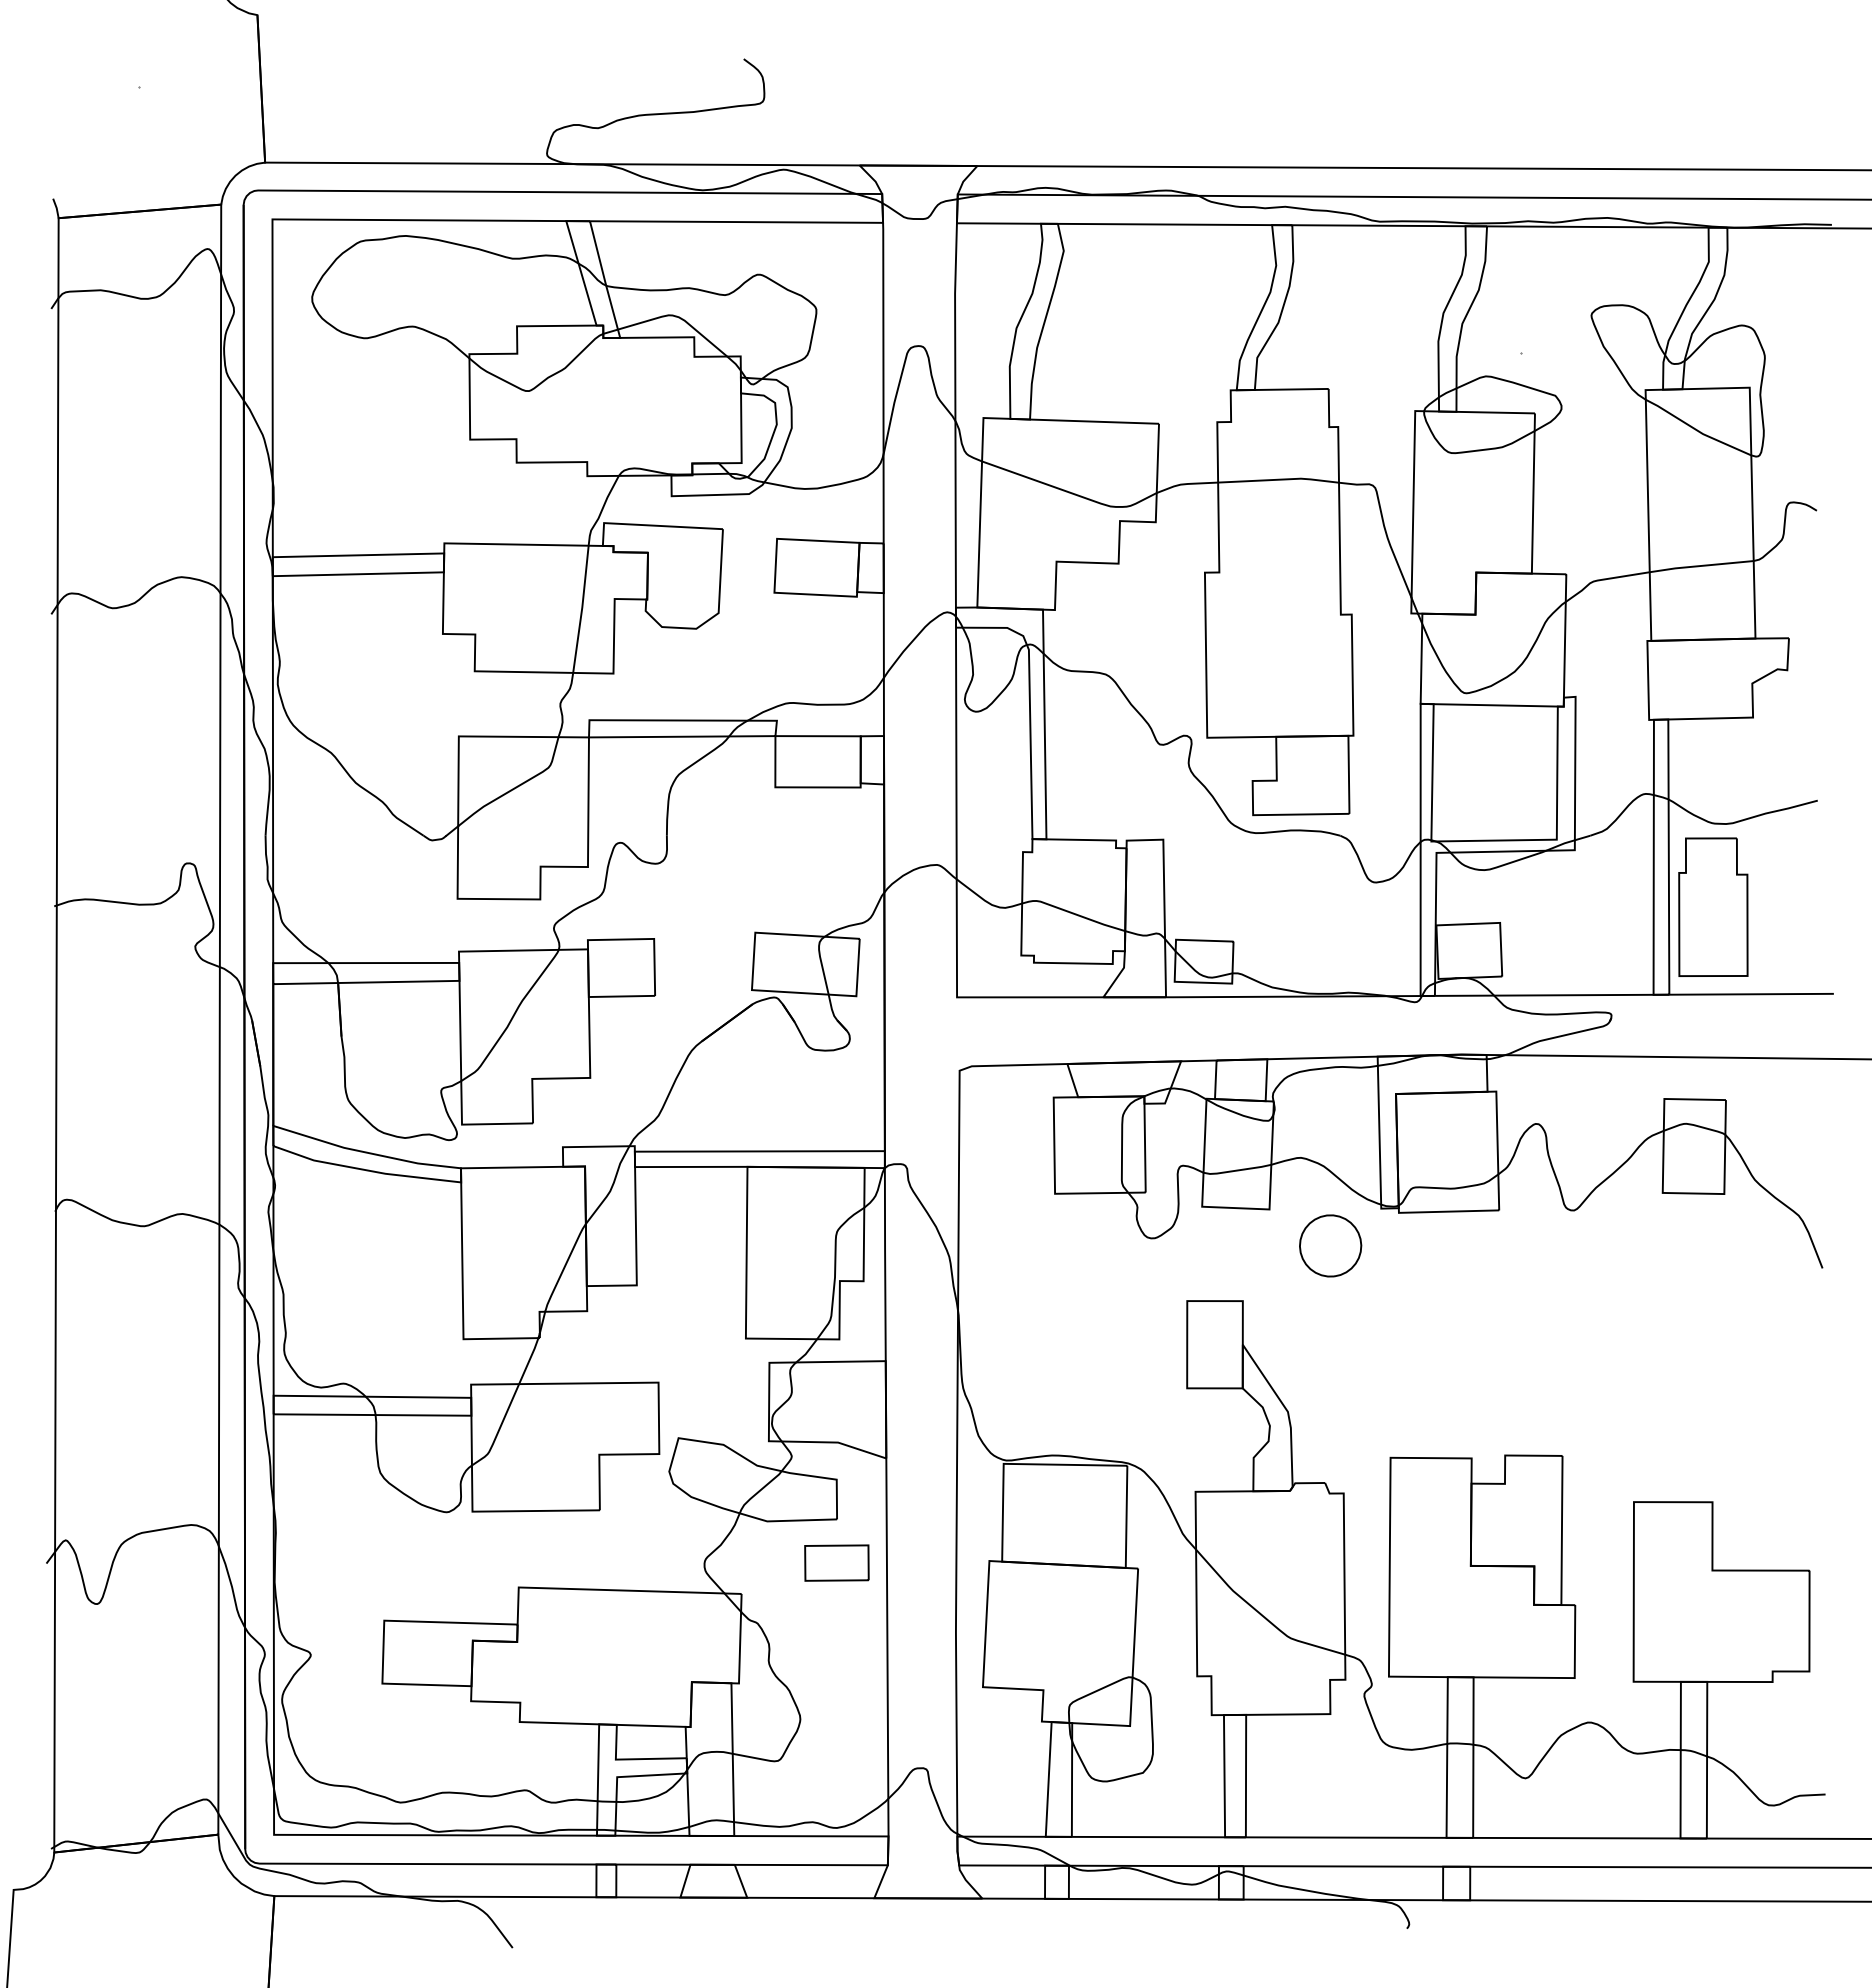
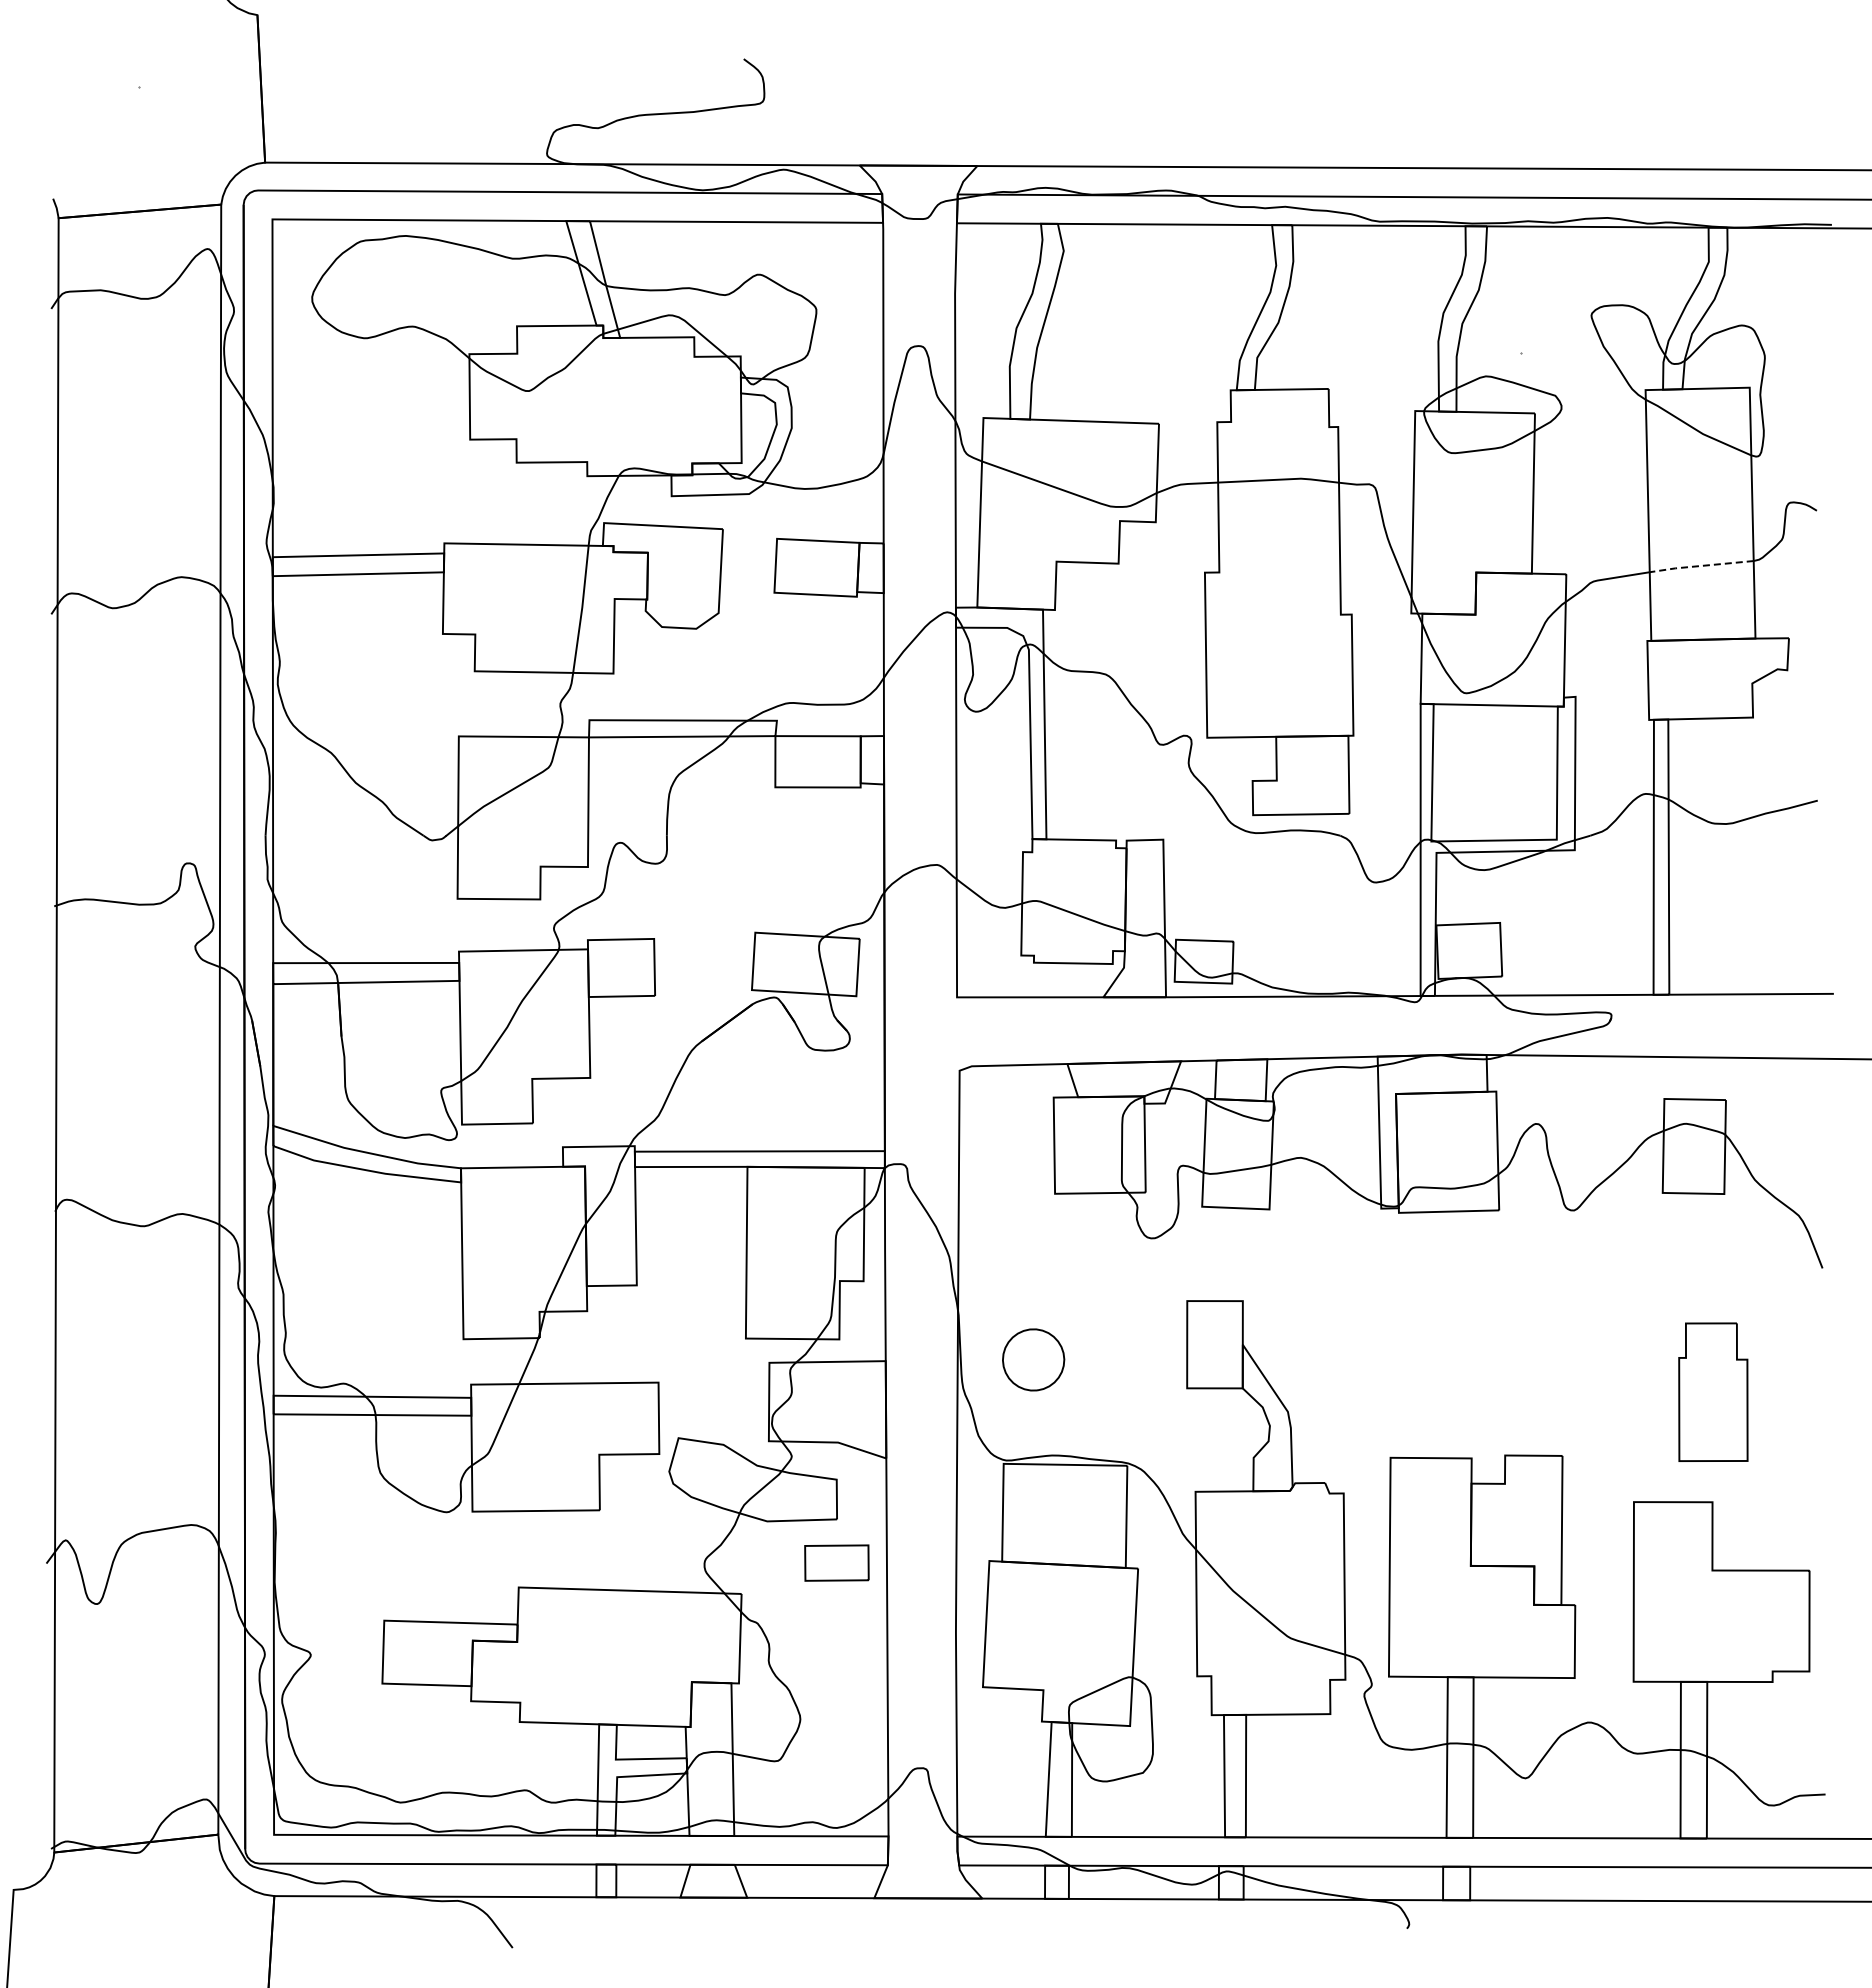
line: solid -> dashed (1701, 565)
part position: (1713, 906) -> (1713, 1391) (1713, 1391)
part position: (1330, 1245) -> (1033, 1359) (1033, 1359)
